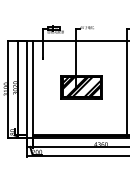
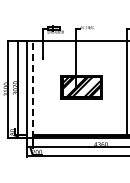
line: solid -> dashed (33, 88)
